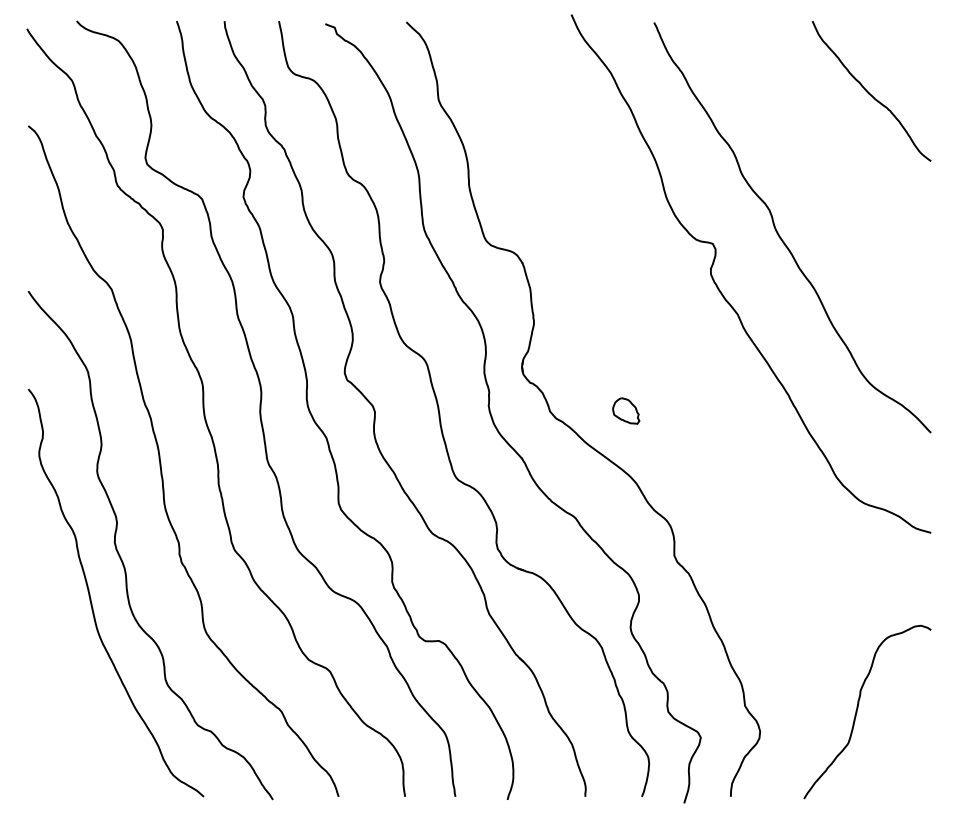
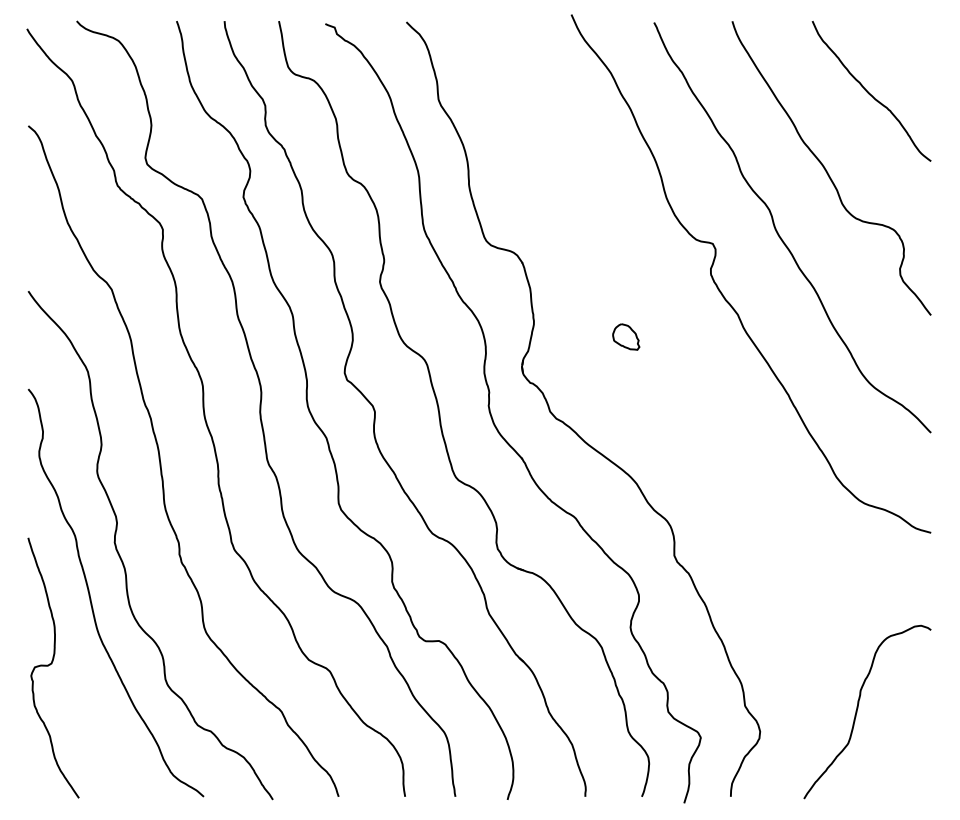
curve: none -> present (827, 171)
part position: (626, 410) -> (626, 336) (626, 336)
curve: none -> present (51, 664)
